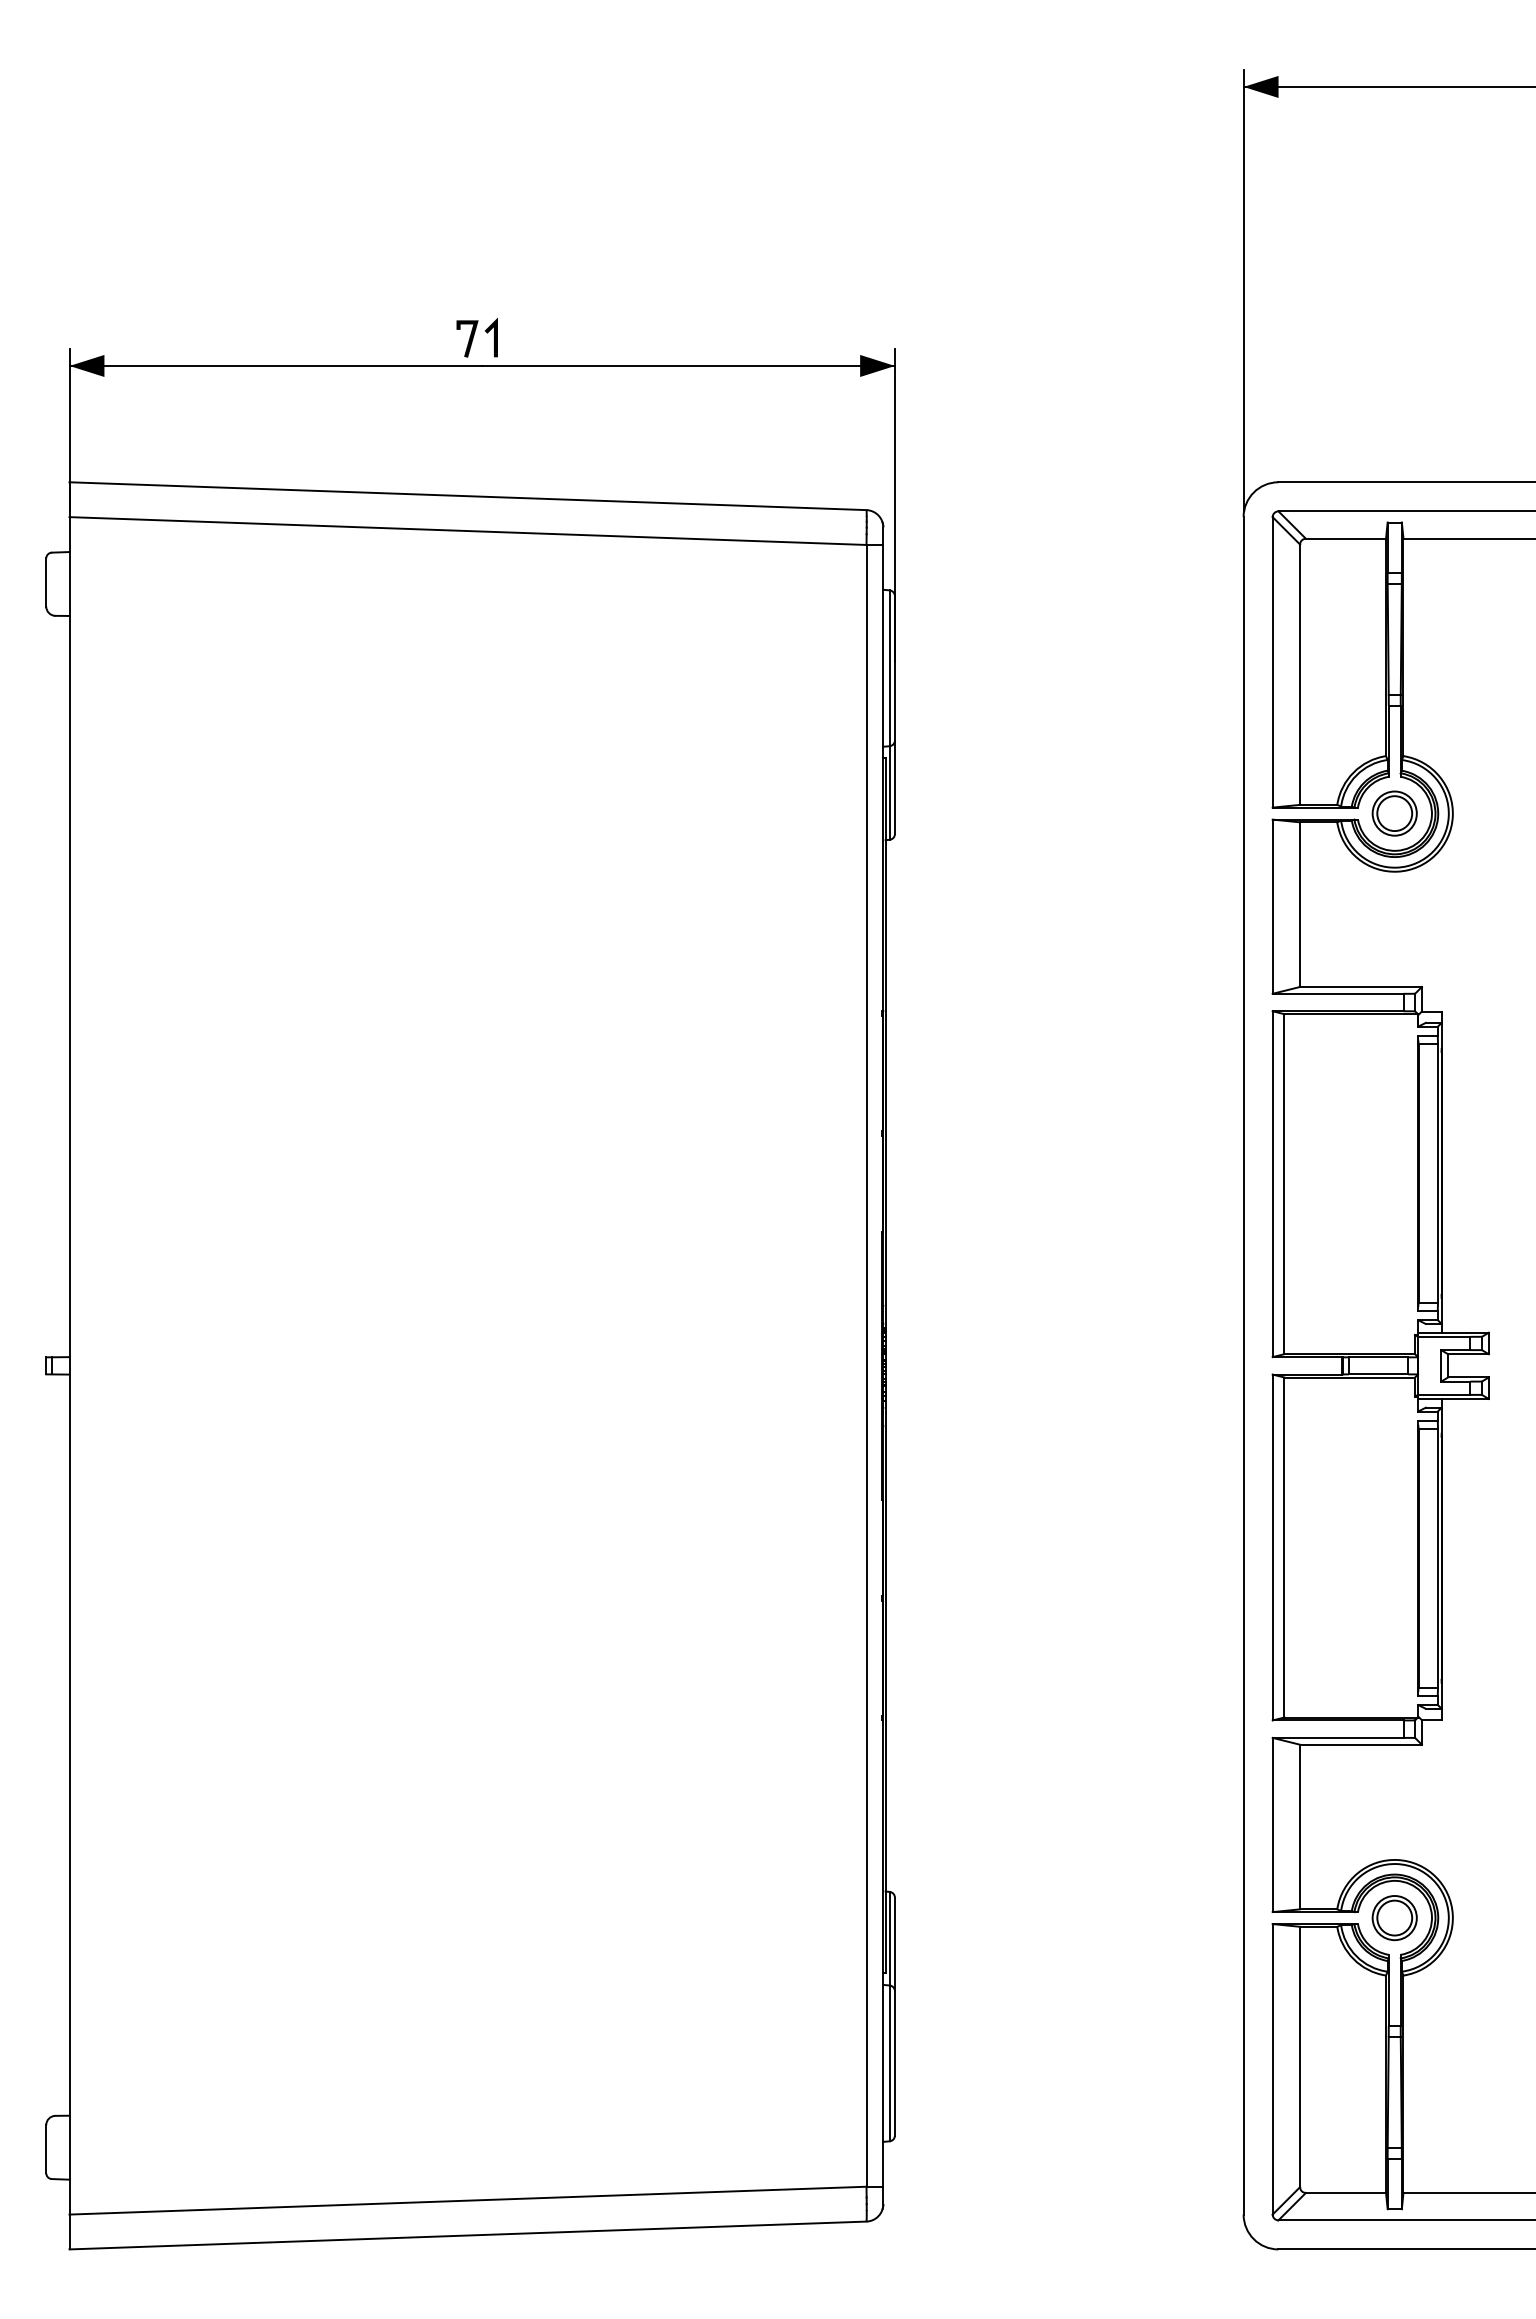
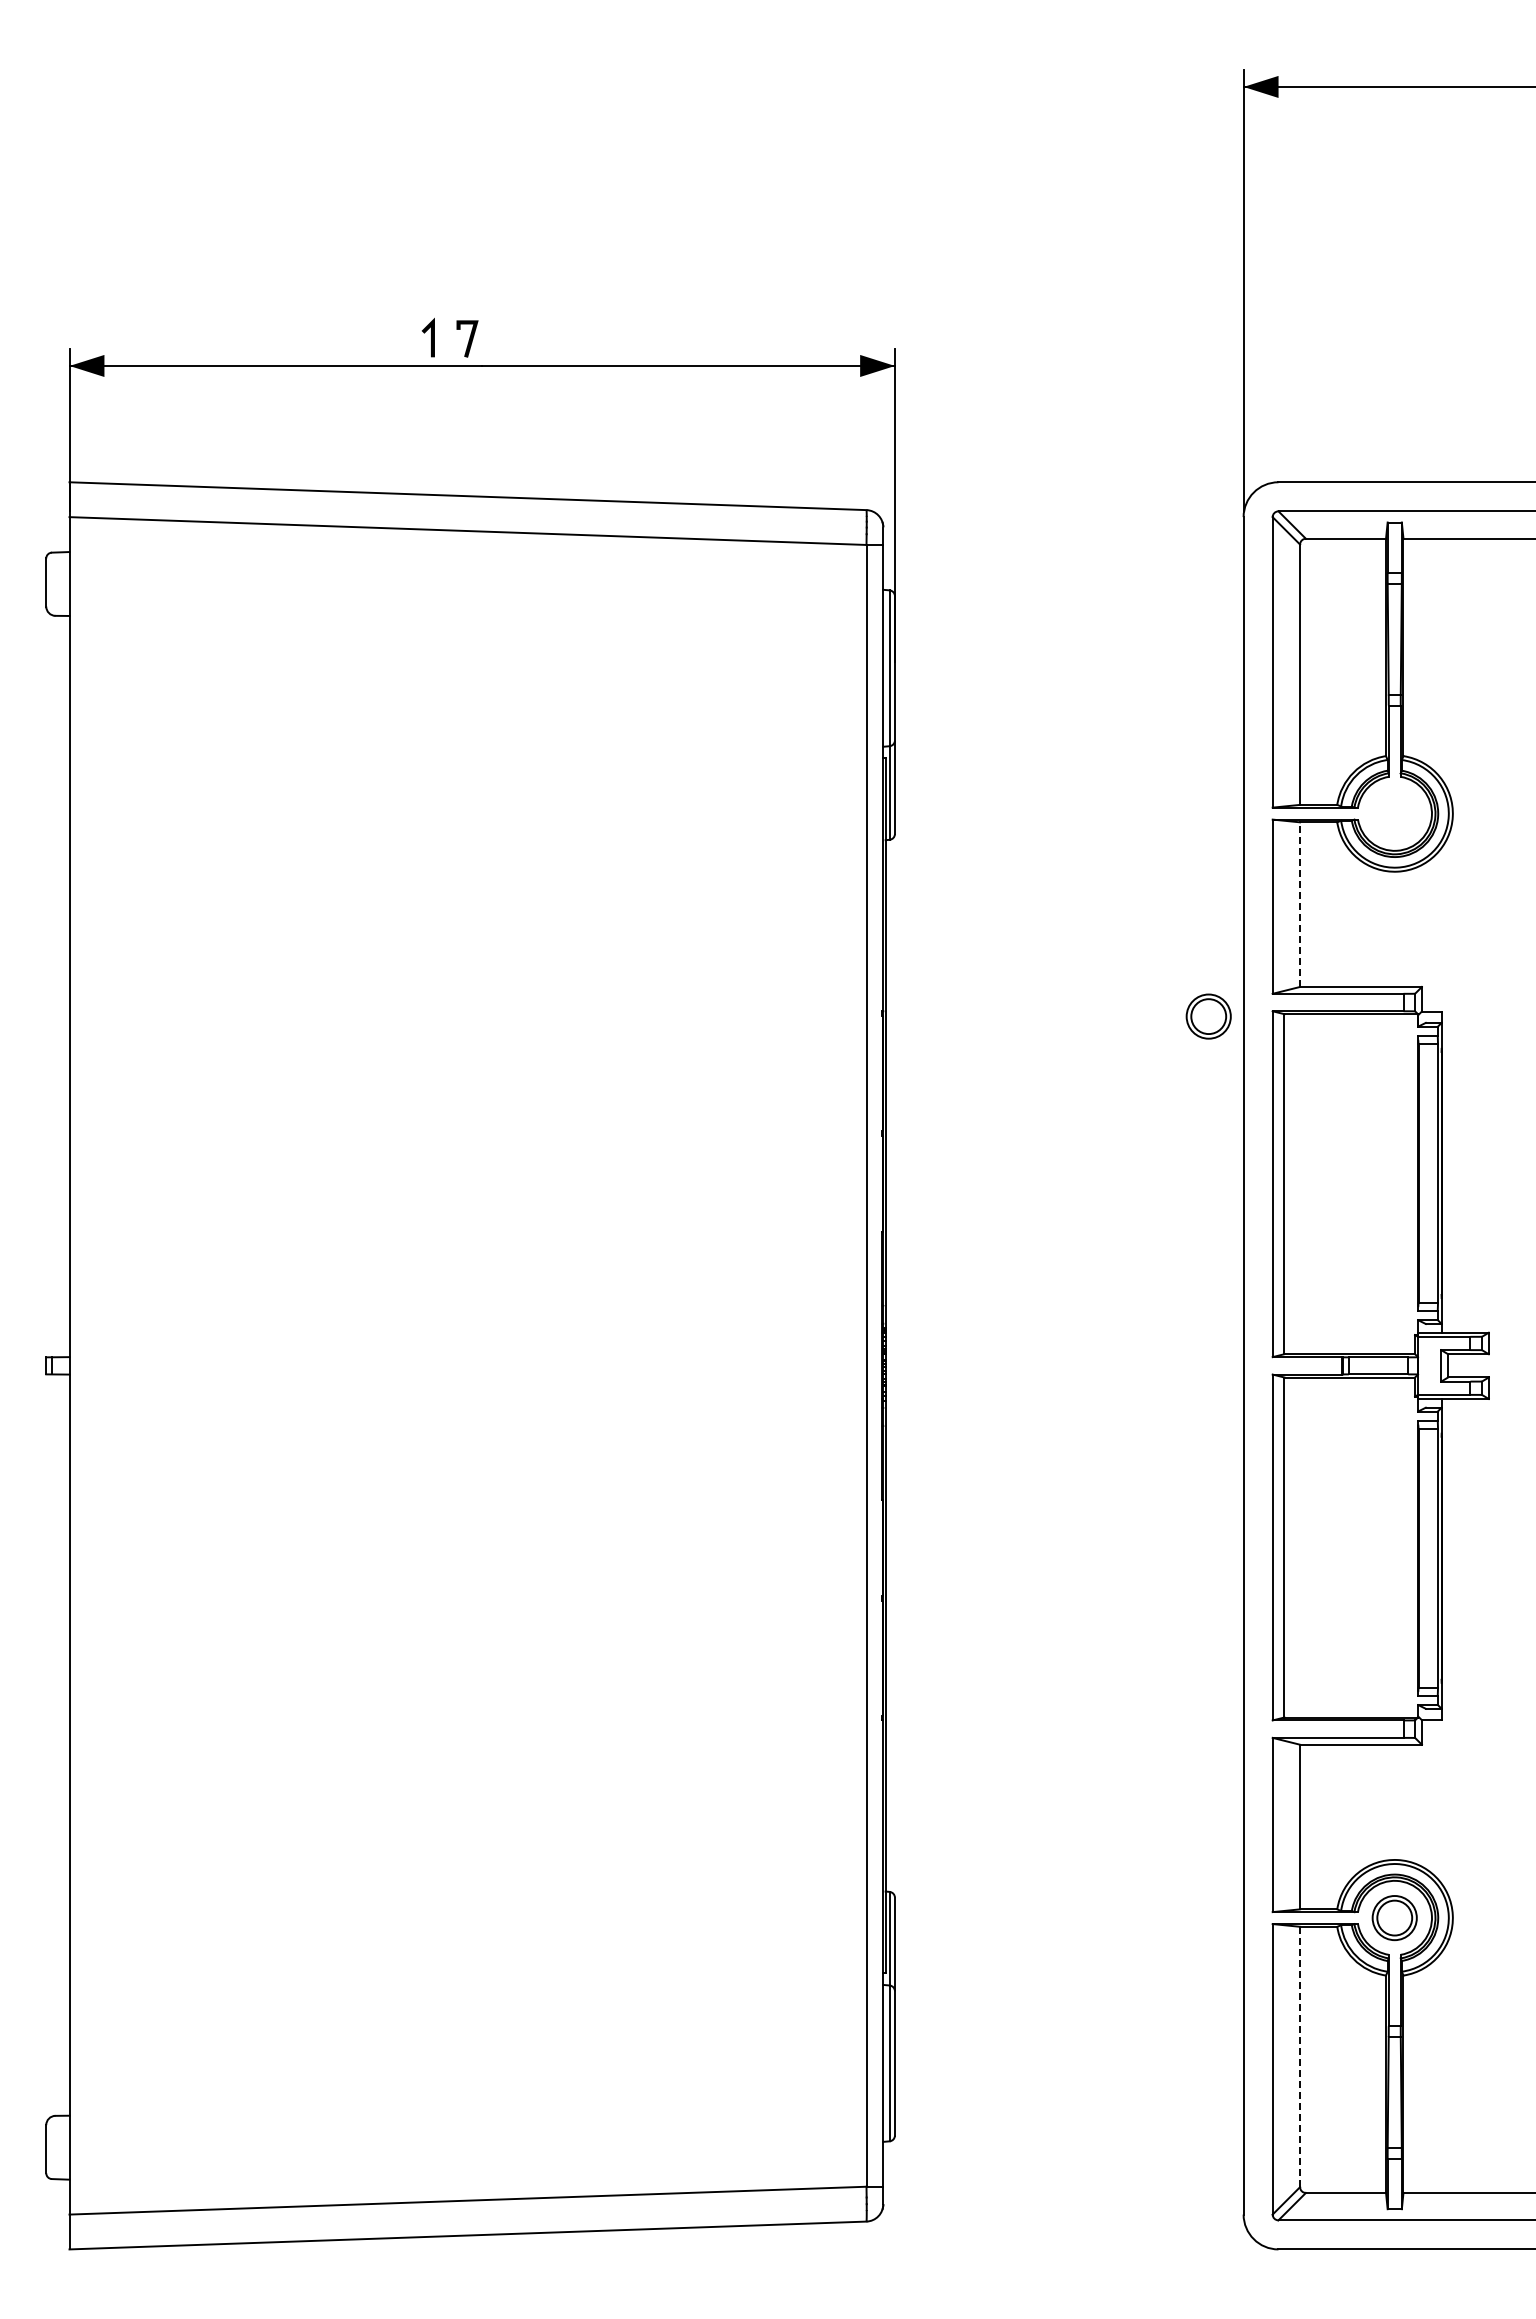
line position: (494, 337) -> (431, 337) (431, 337)
part position: (1394, 813) -> (1208, 1016) (1208, 1016)
line: solid -> dashed (1300, 904)
line: solid -> dashed (1300, 2056)
